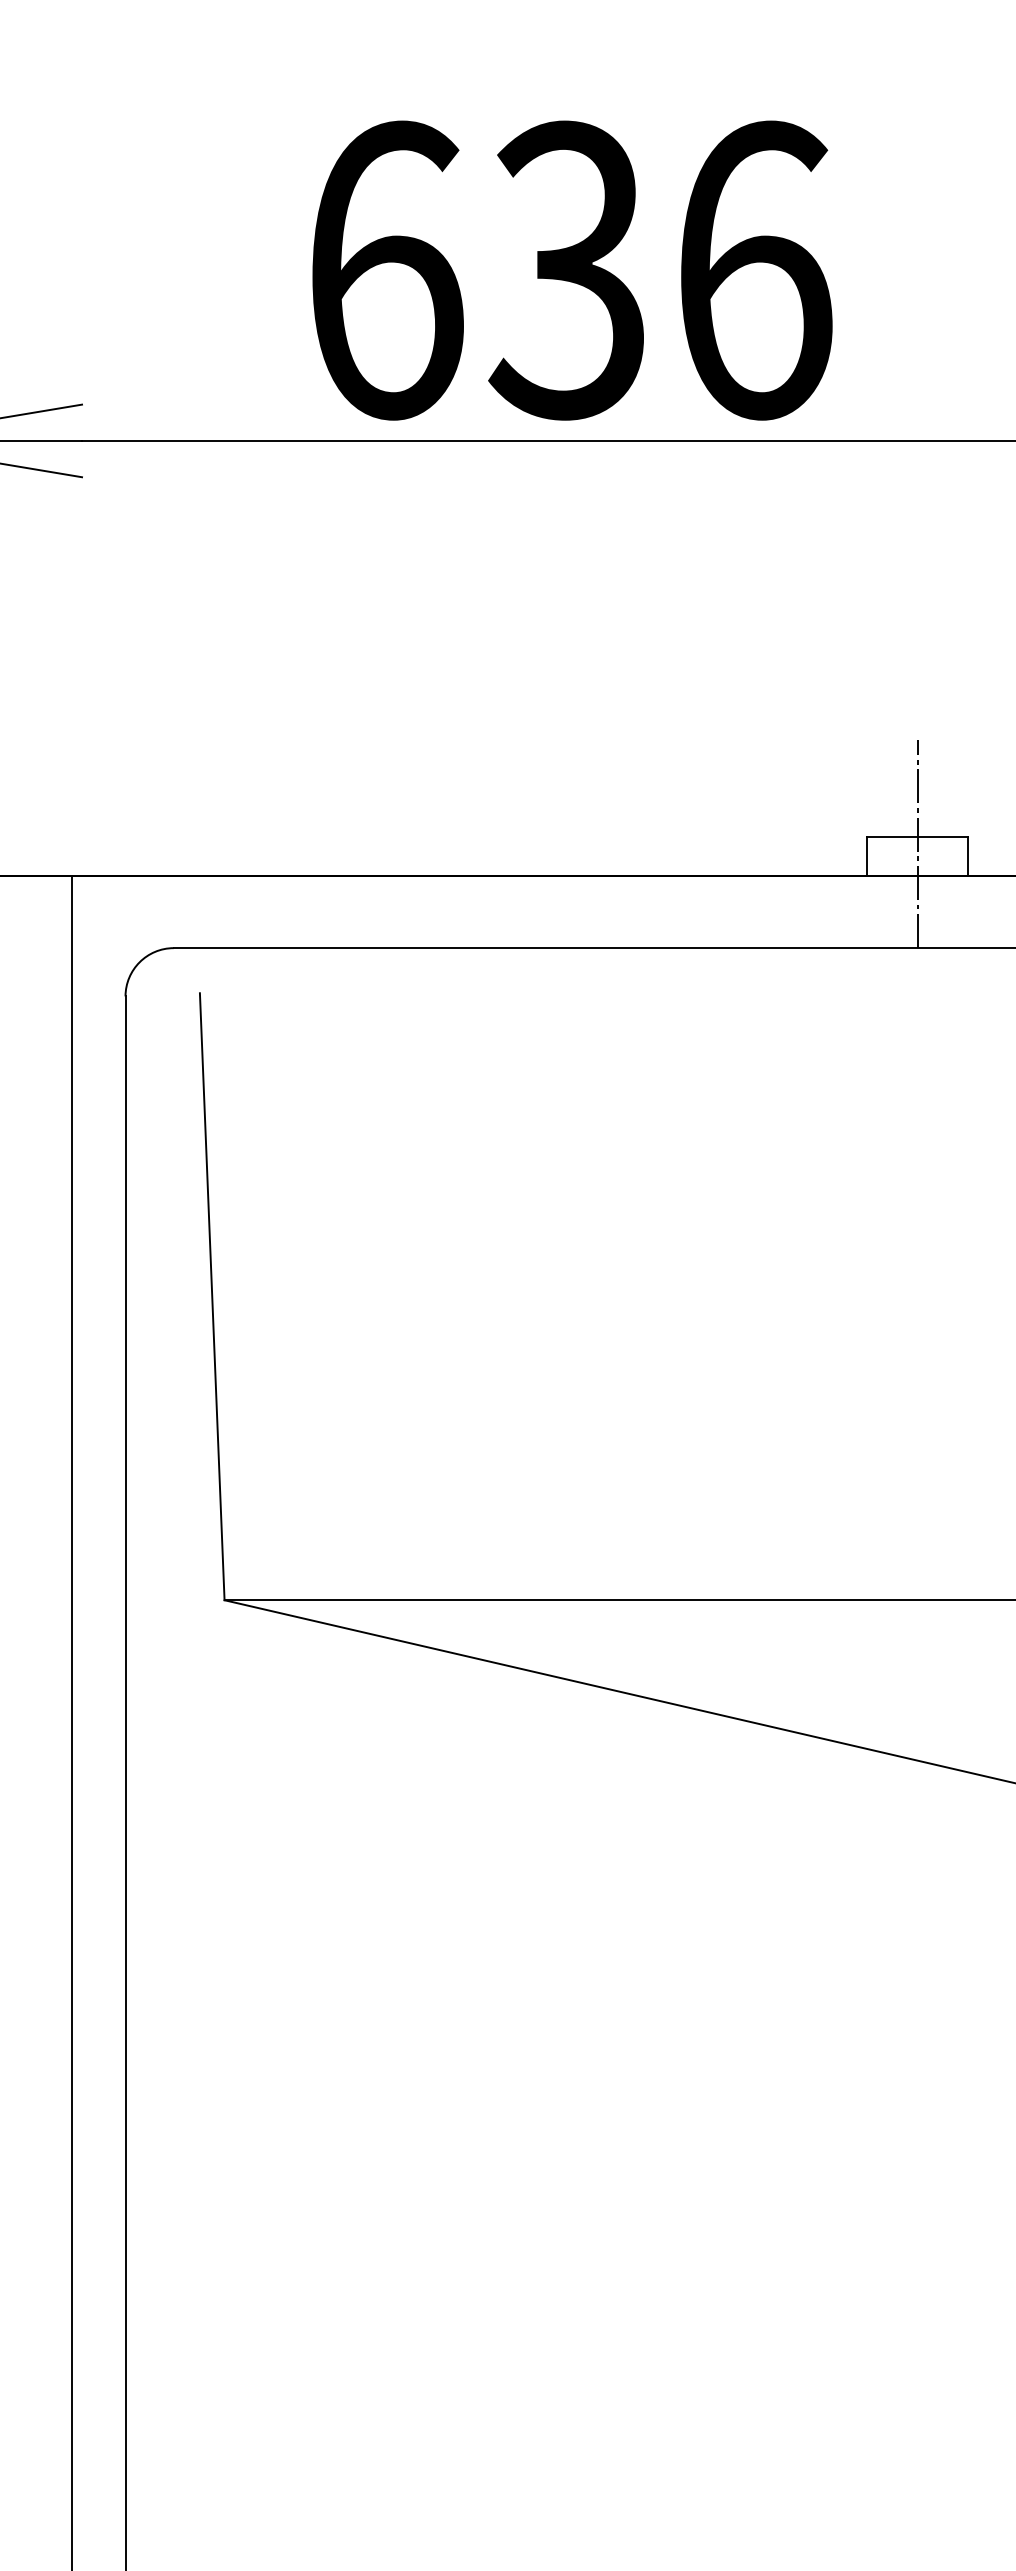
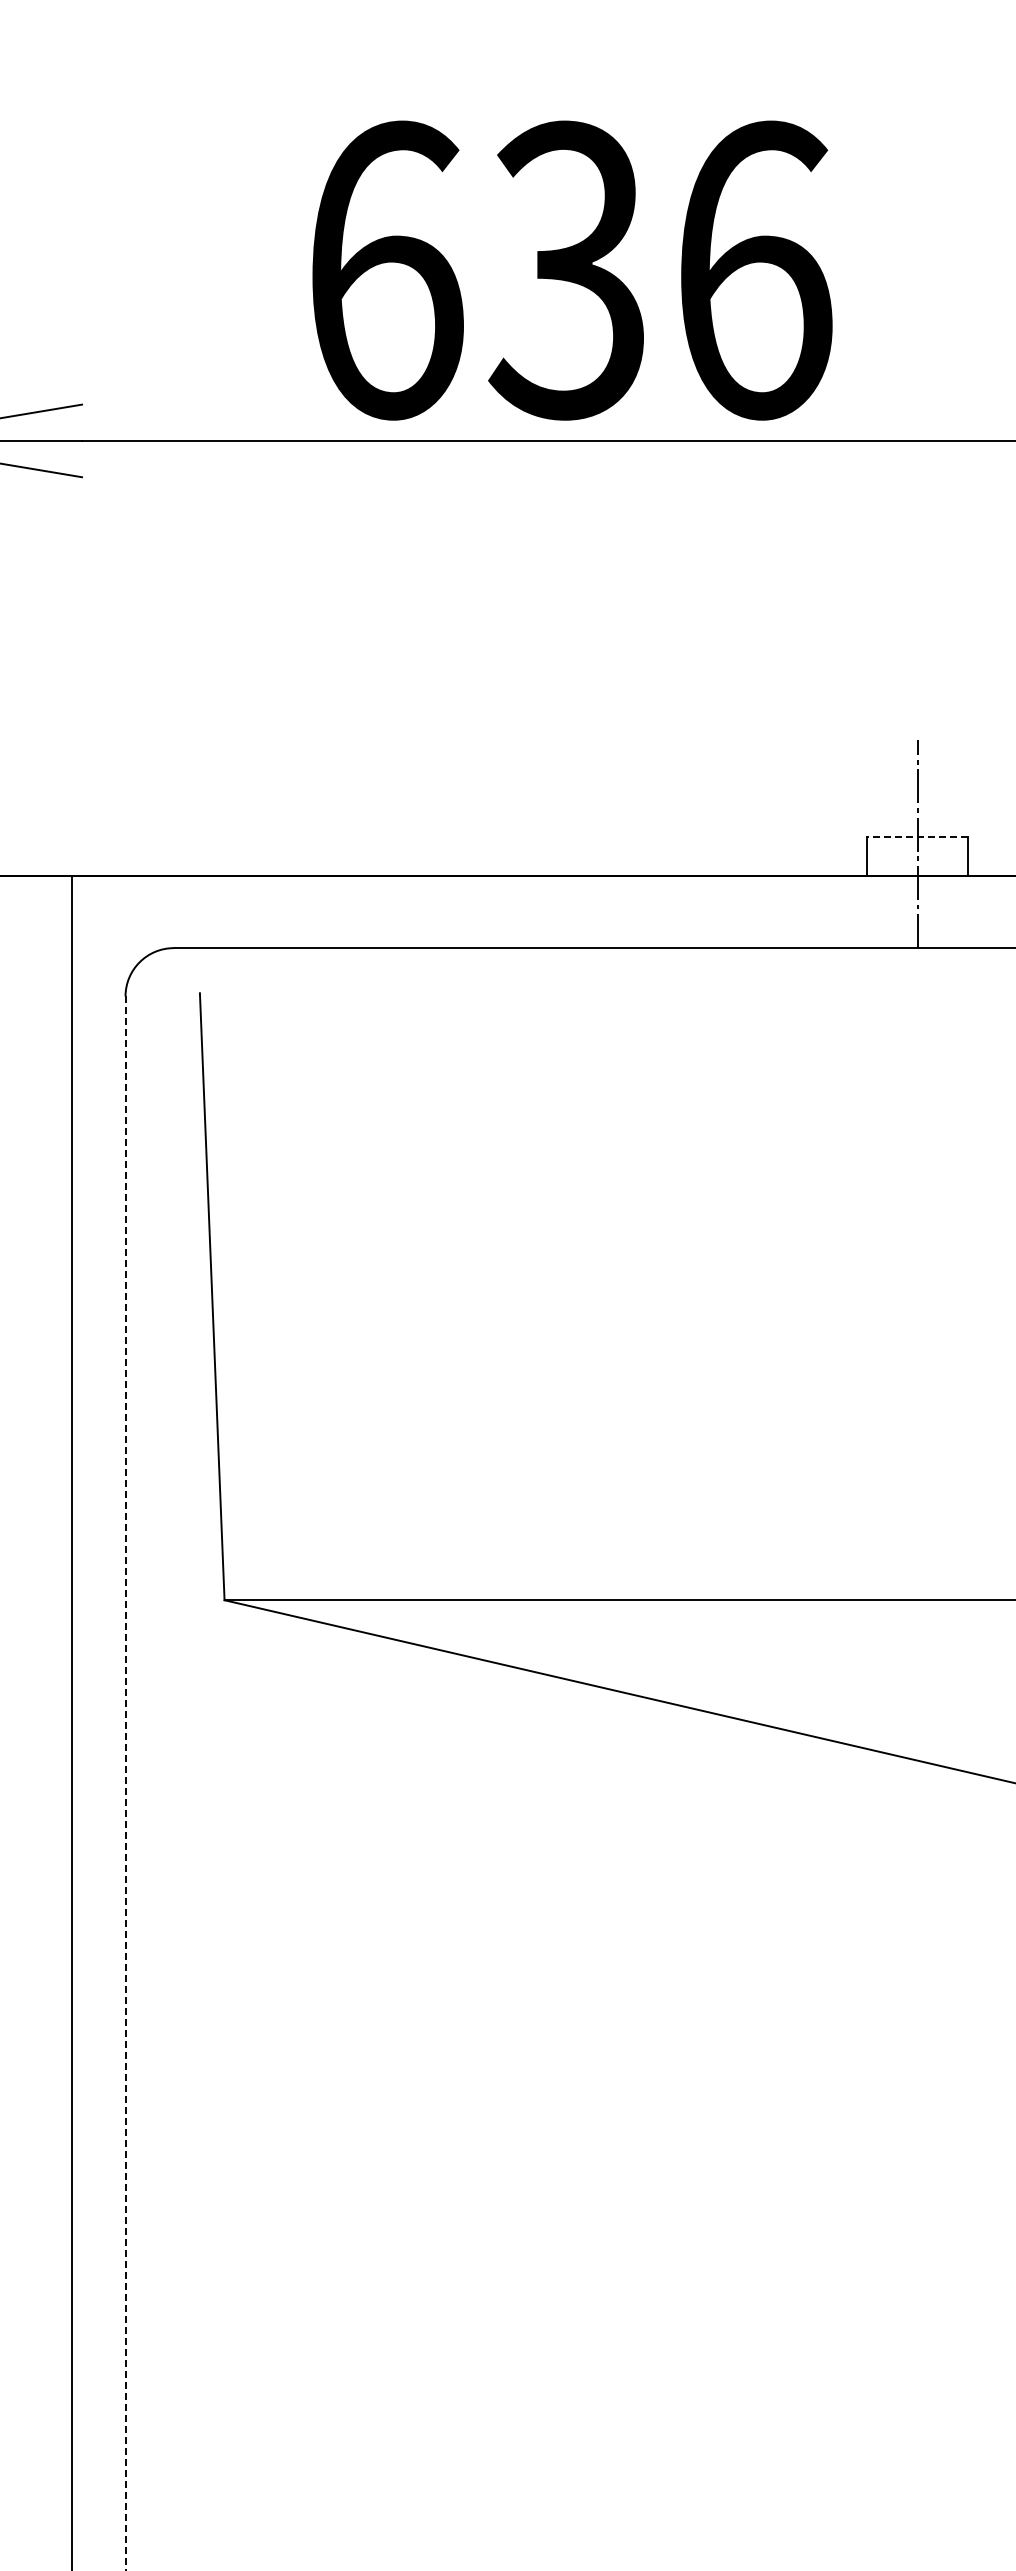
line: solid -> dashed (917, 837)
line: solid -> dashed (125, 1783)
